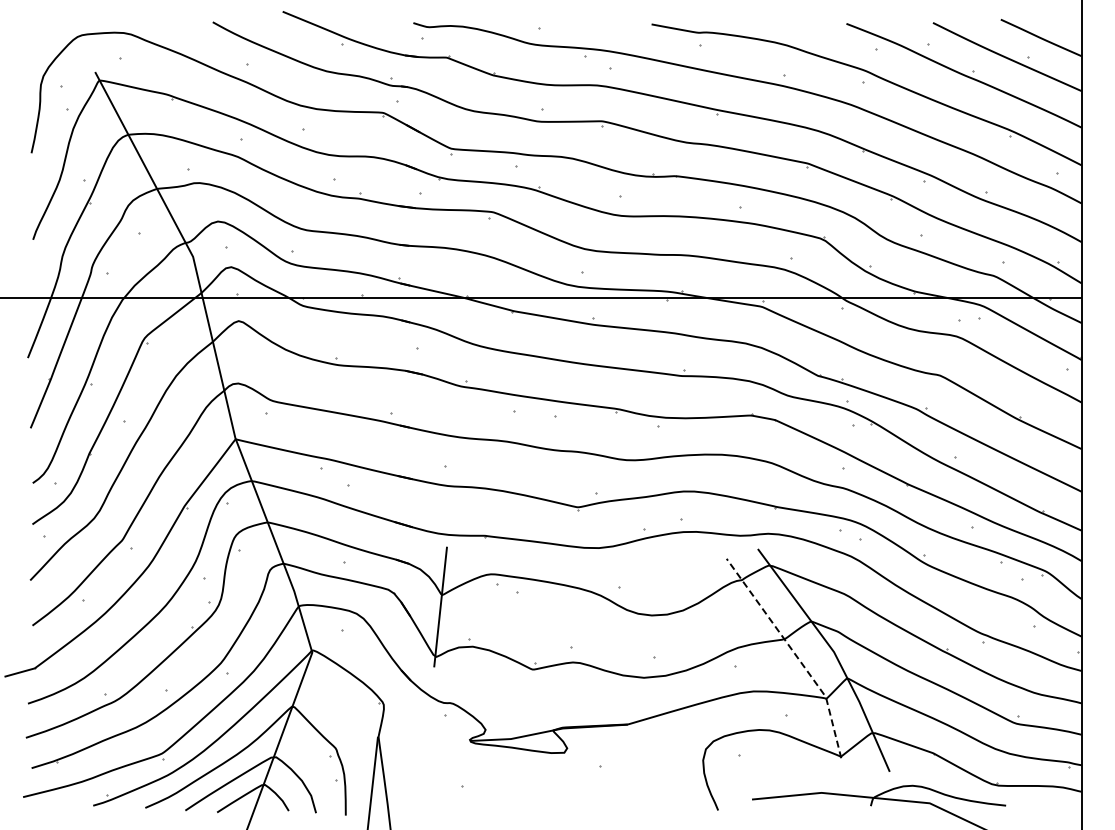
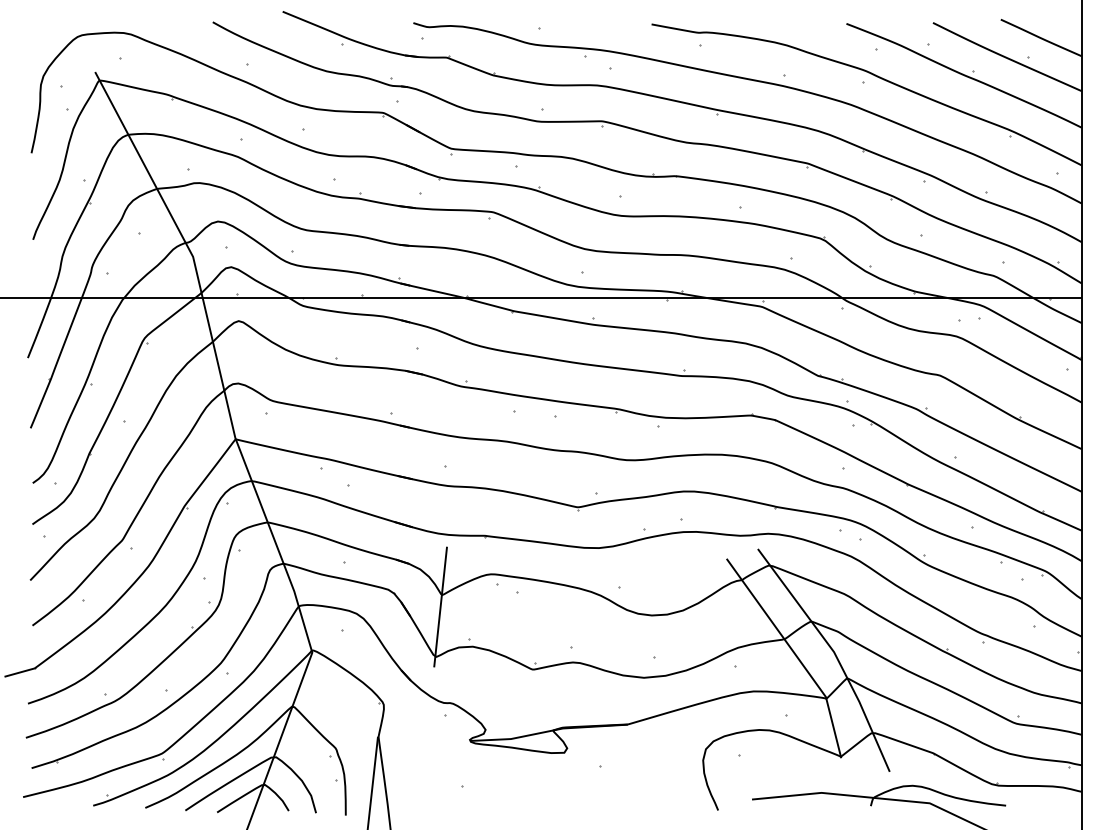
line: dashed -> solid (795, 654)
